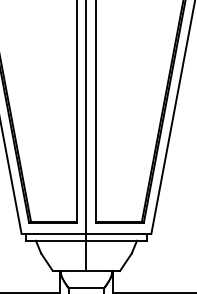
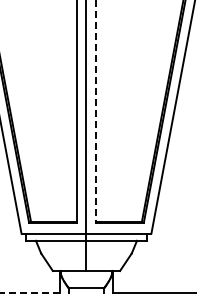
line: solid -> dashed (96, 111)
line: solid -> dashed (29, 292)
